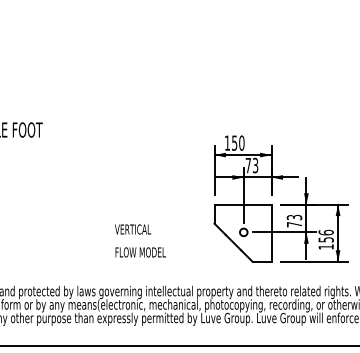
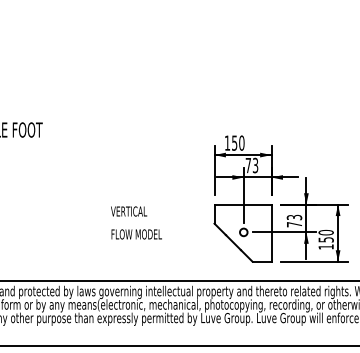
text: 156 -> 150 (325, 232)
text position: (140, 240) -> (136, 222) (136, 222)
line: none -> present (179, 280)
